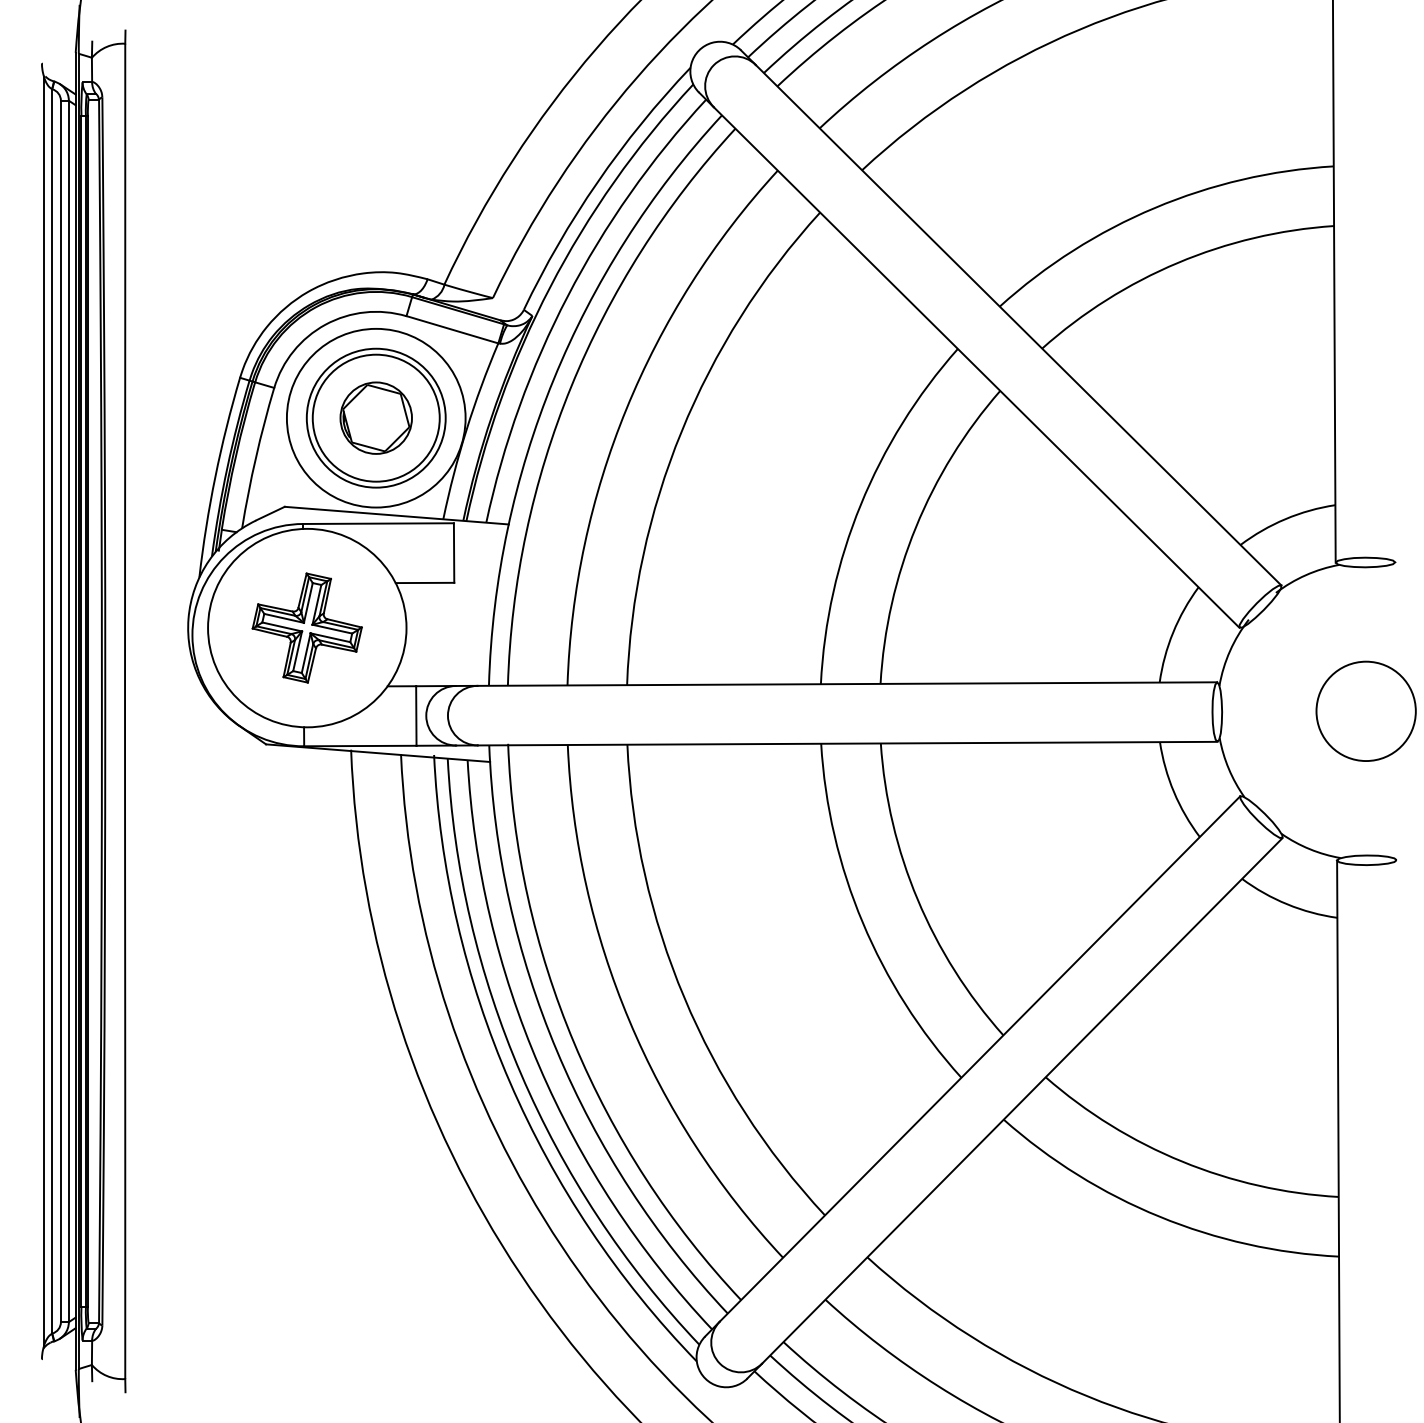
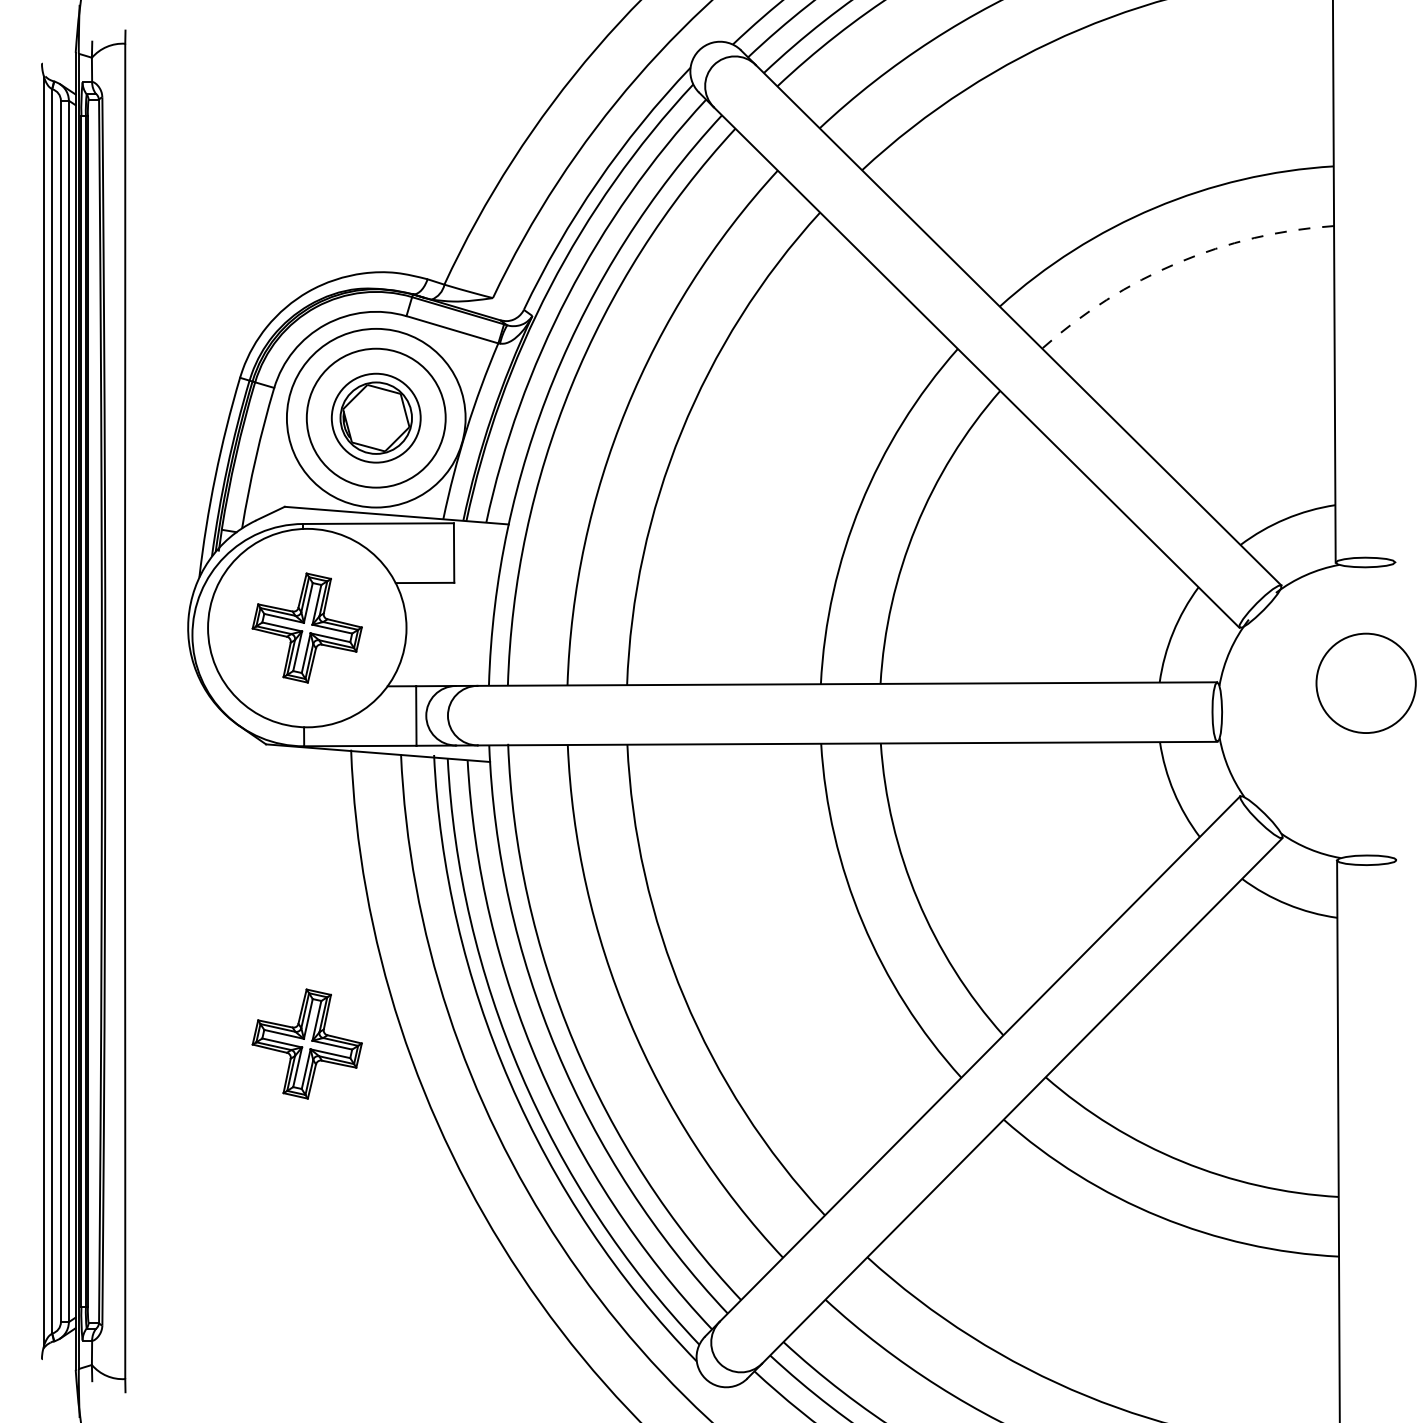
arc: solid -> dashed (1177, 262)
circle diameter: 127 px -> 89 px (375, 417)
circle position: (1365, 710) -> (1365, 682) (1365, 682)
part: none -> present (306, 1043)
